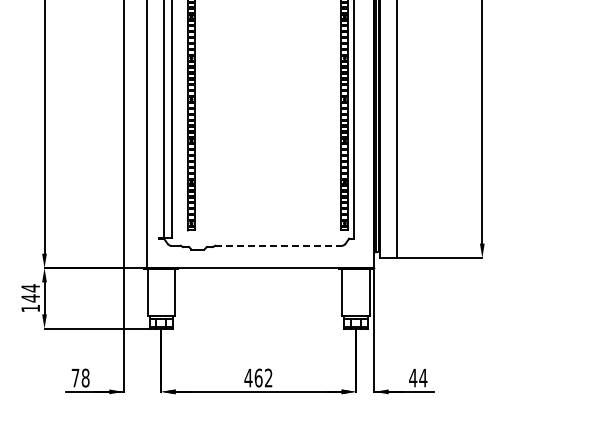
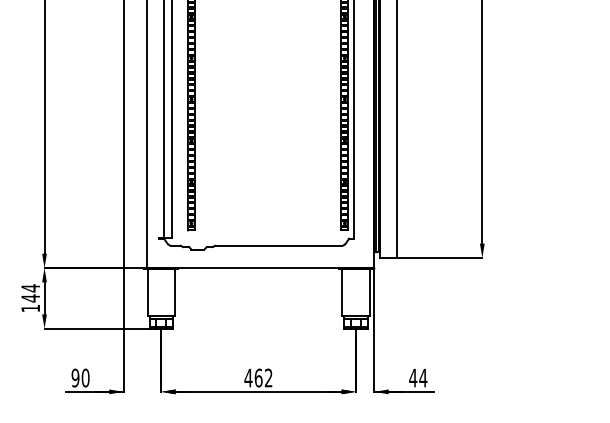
line: dashed -> solid (279, 245)
text: 78 -> 90 (80, 377)
